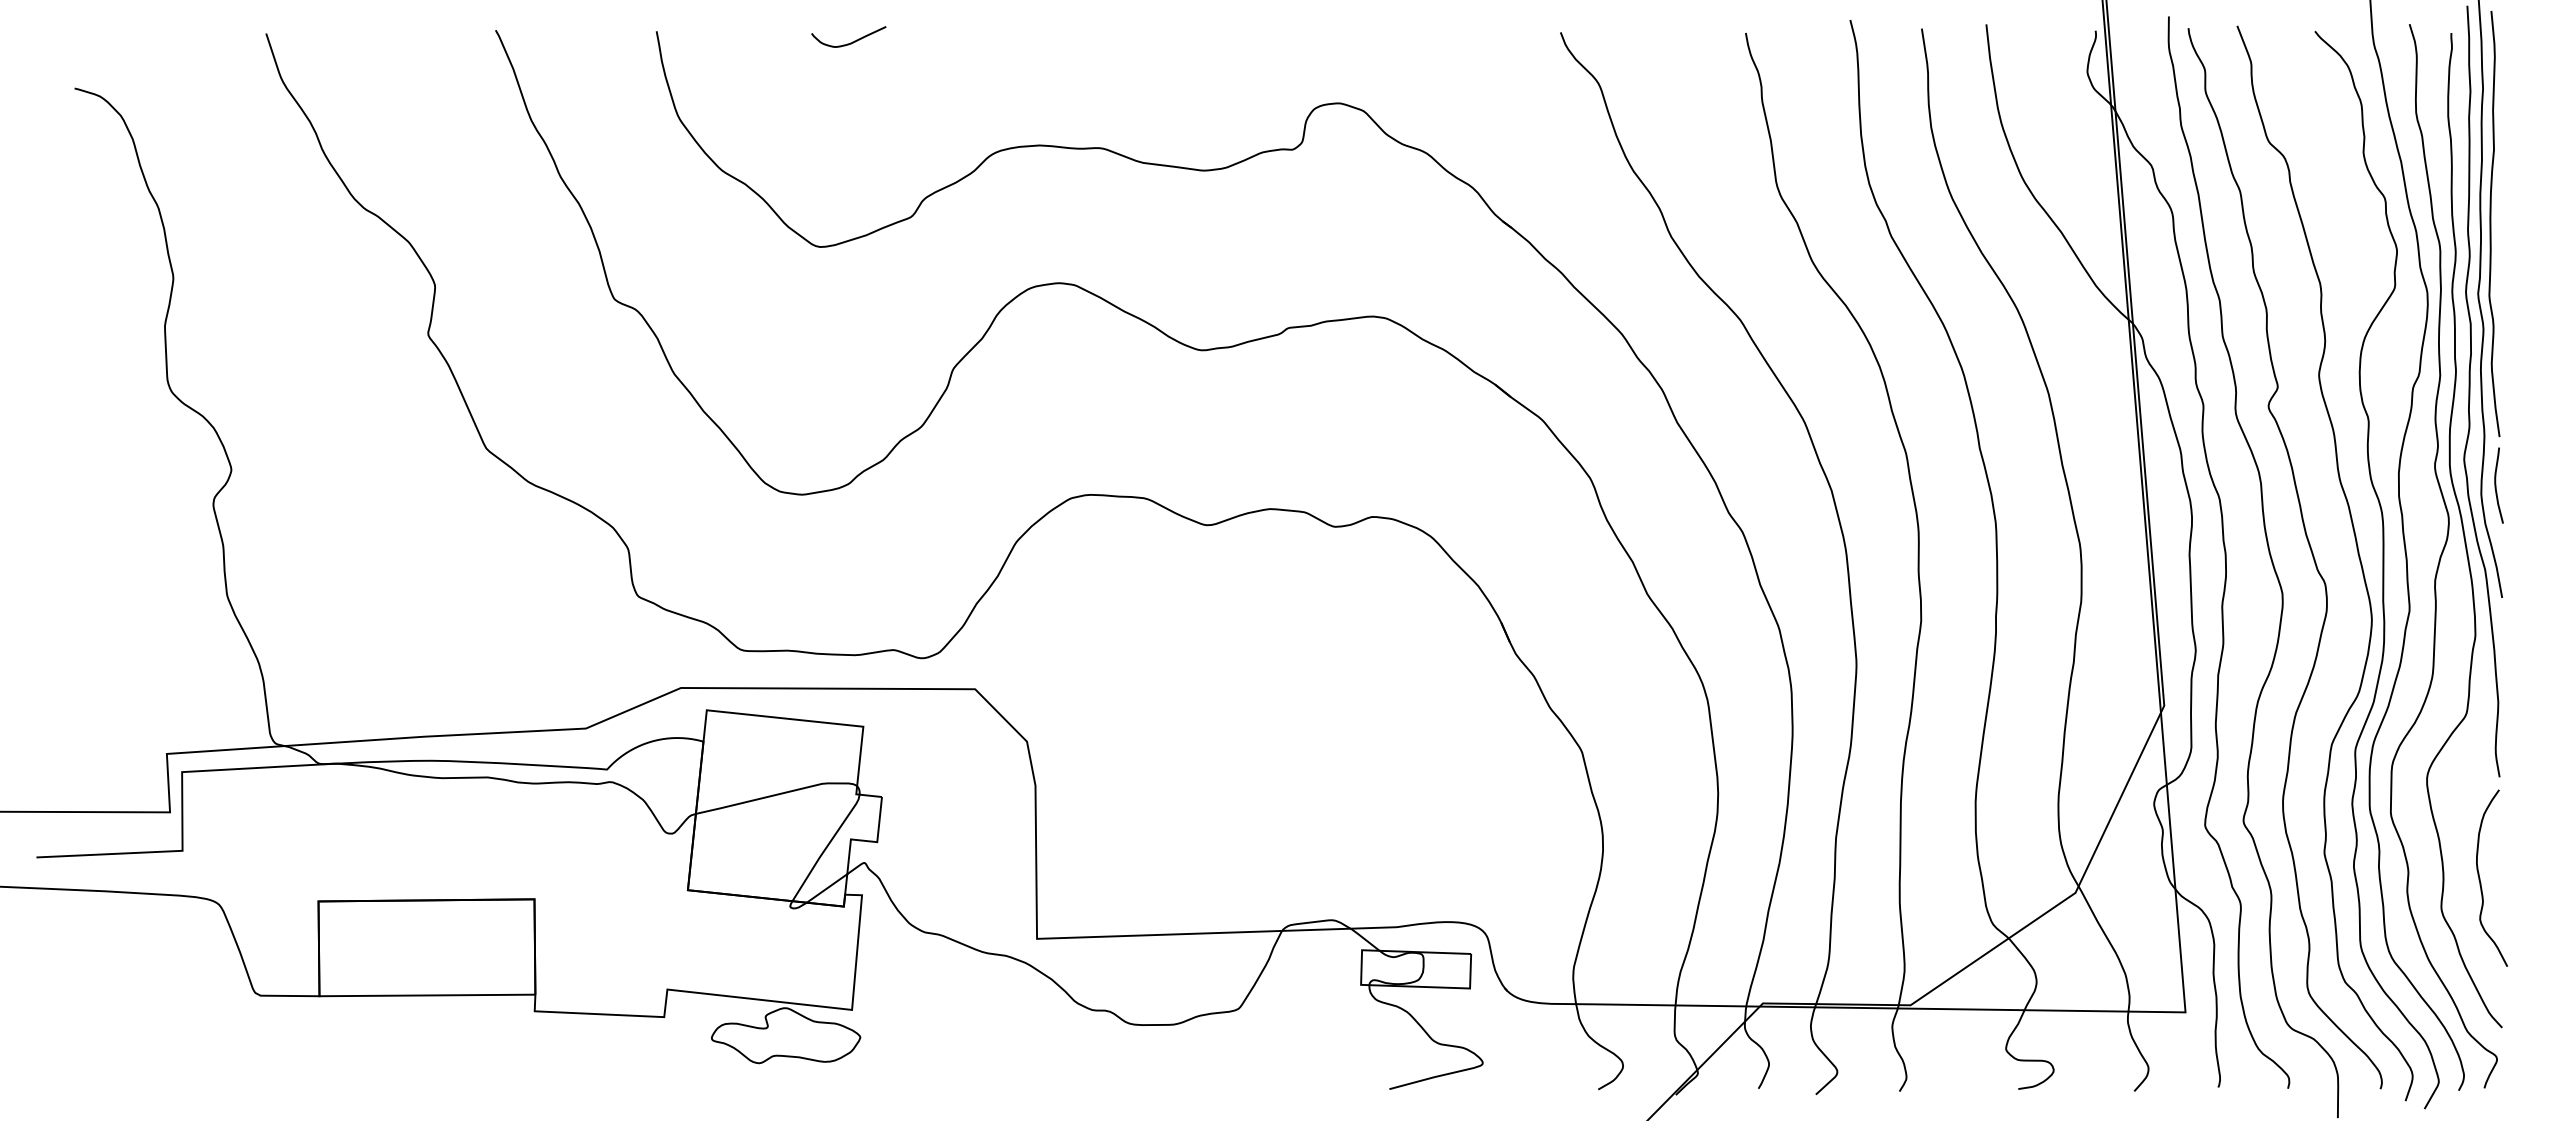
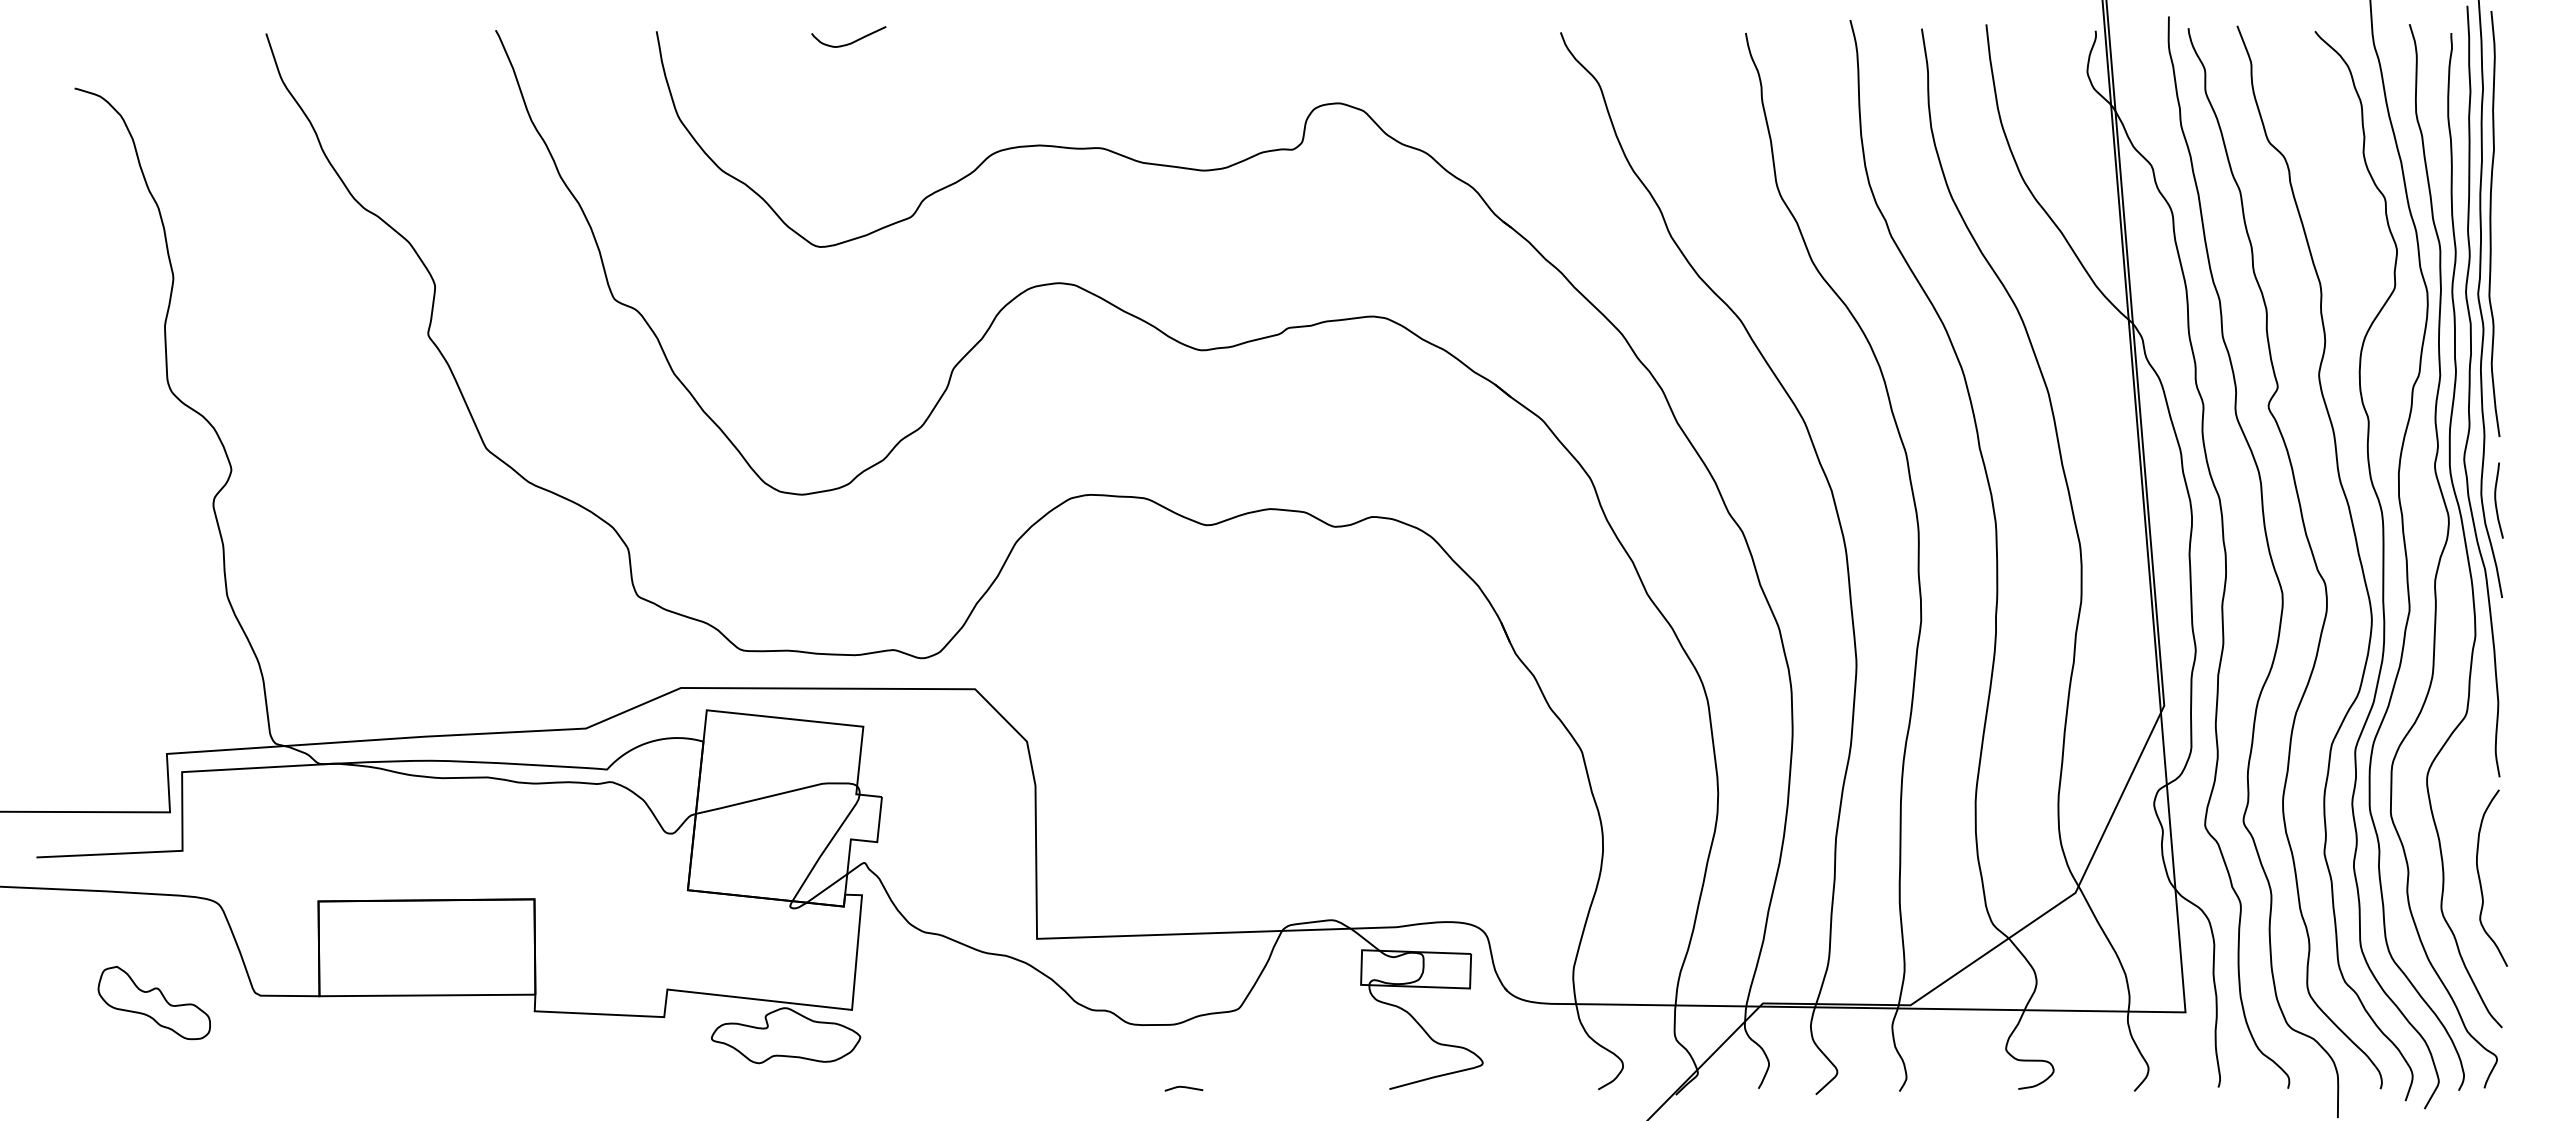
curve position: (2496, 485) -> (2496, 500) (2496, 500)
part: none -> present (153, 1003)
line: none -> present (1183, 1087)
